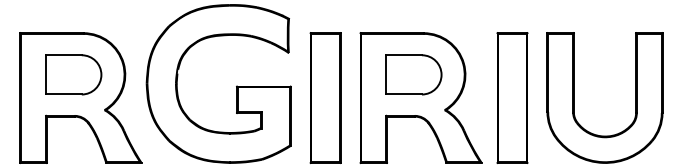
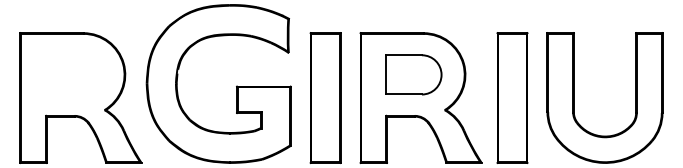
part: present -> none (73, 74)
